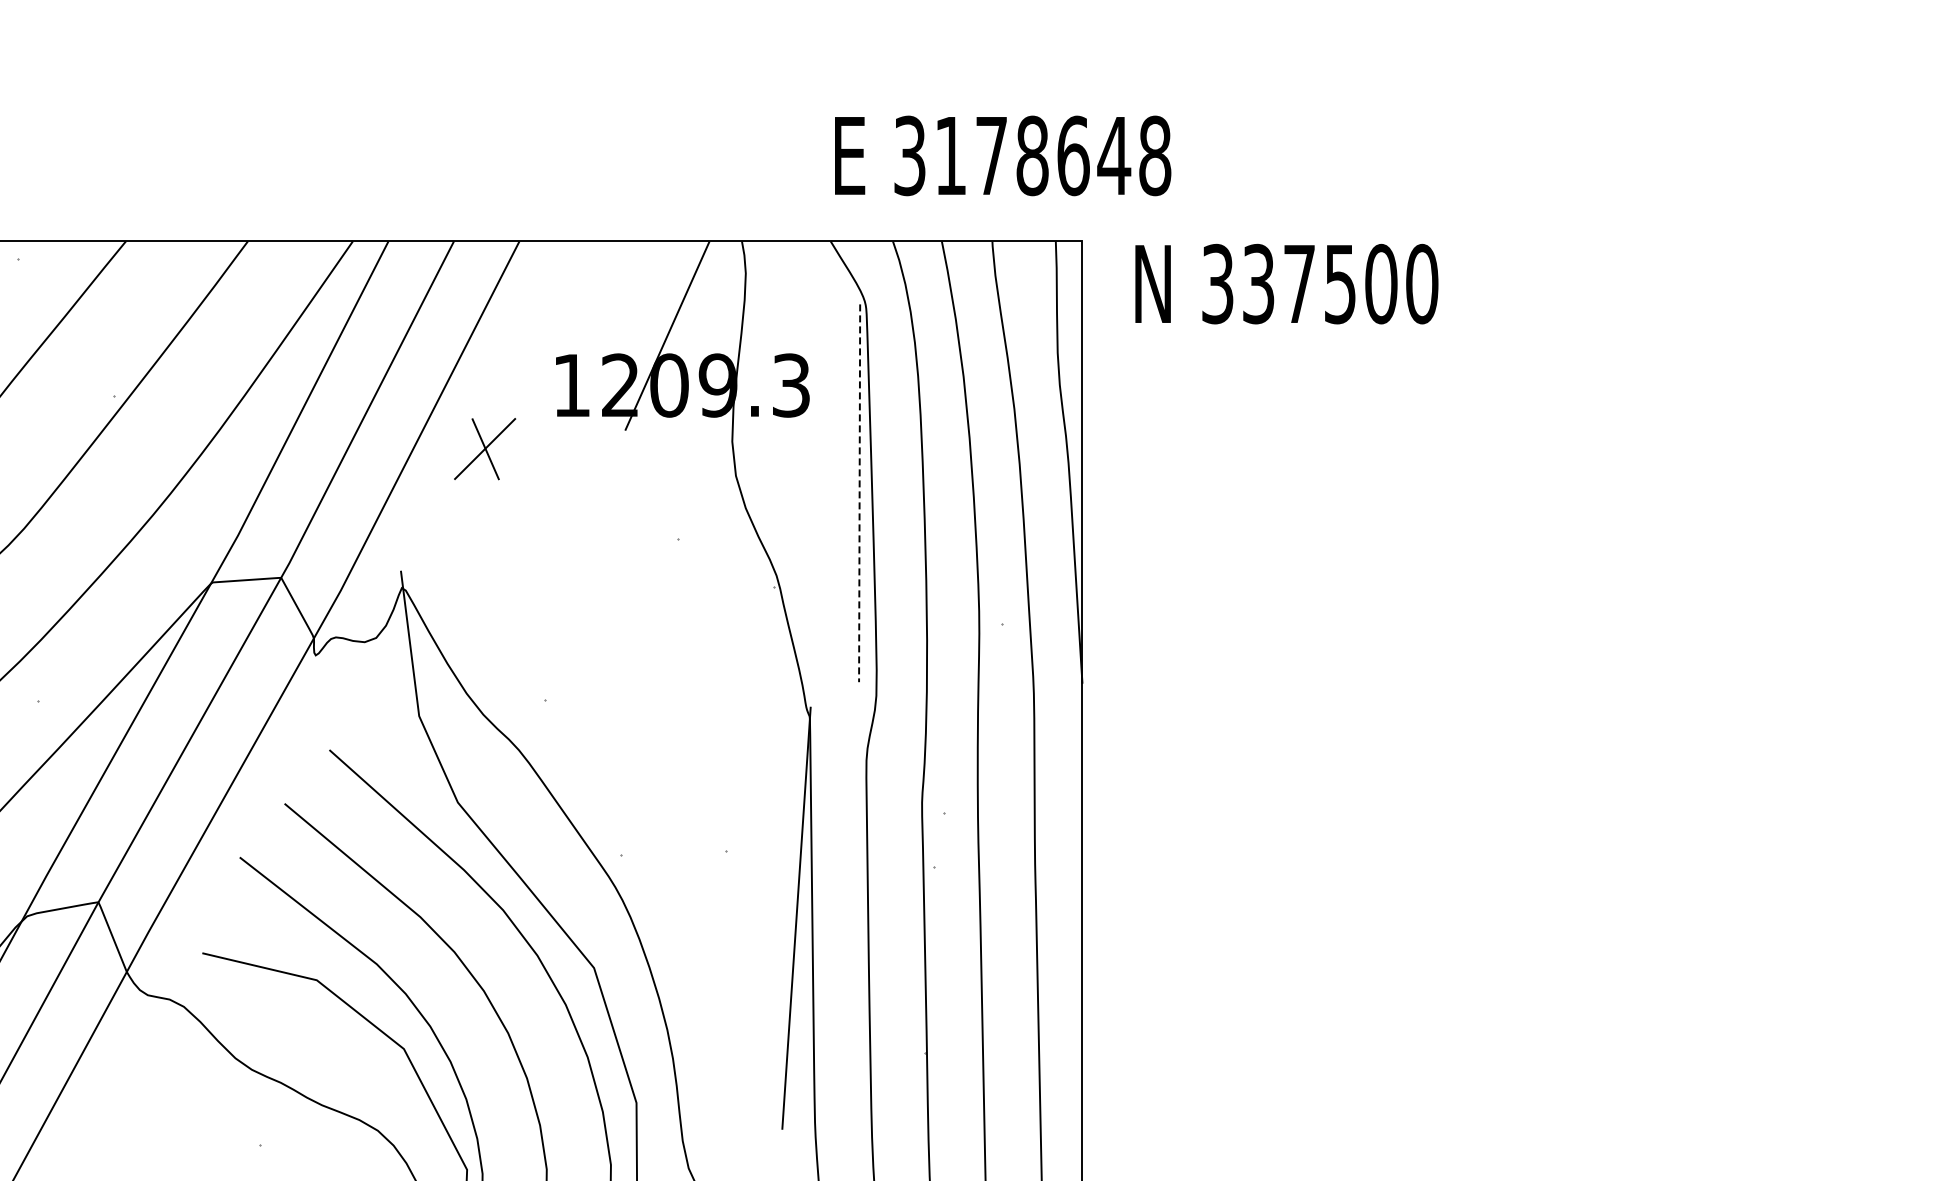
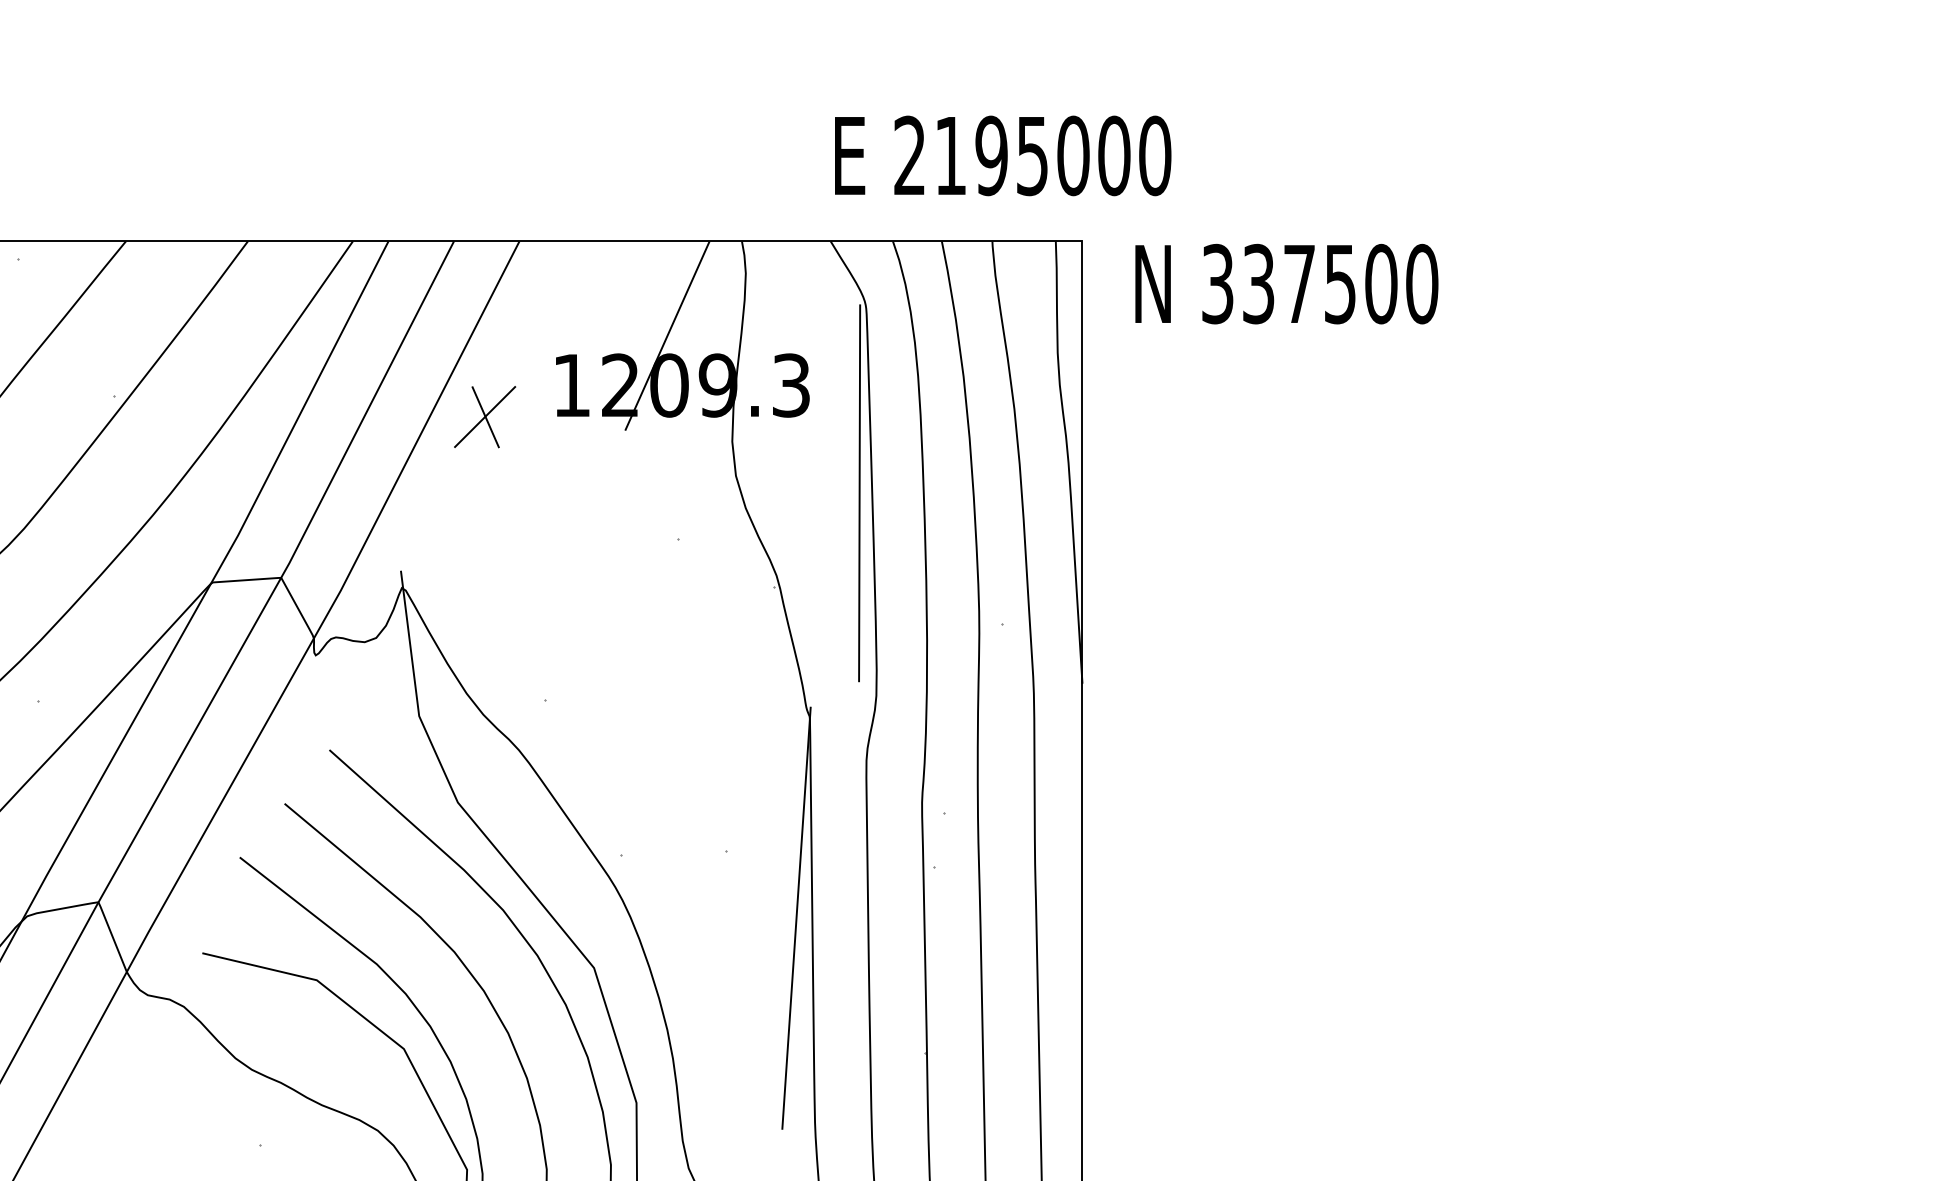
text: 3178648 -> 2195000 (1032, 155)
part position: (485, 449) -> (485, 417) (485, 417)
line: dashed -> solid (859, 493)
